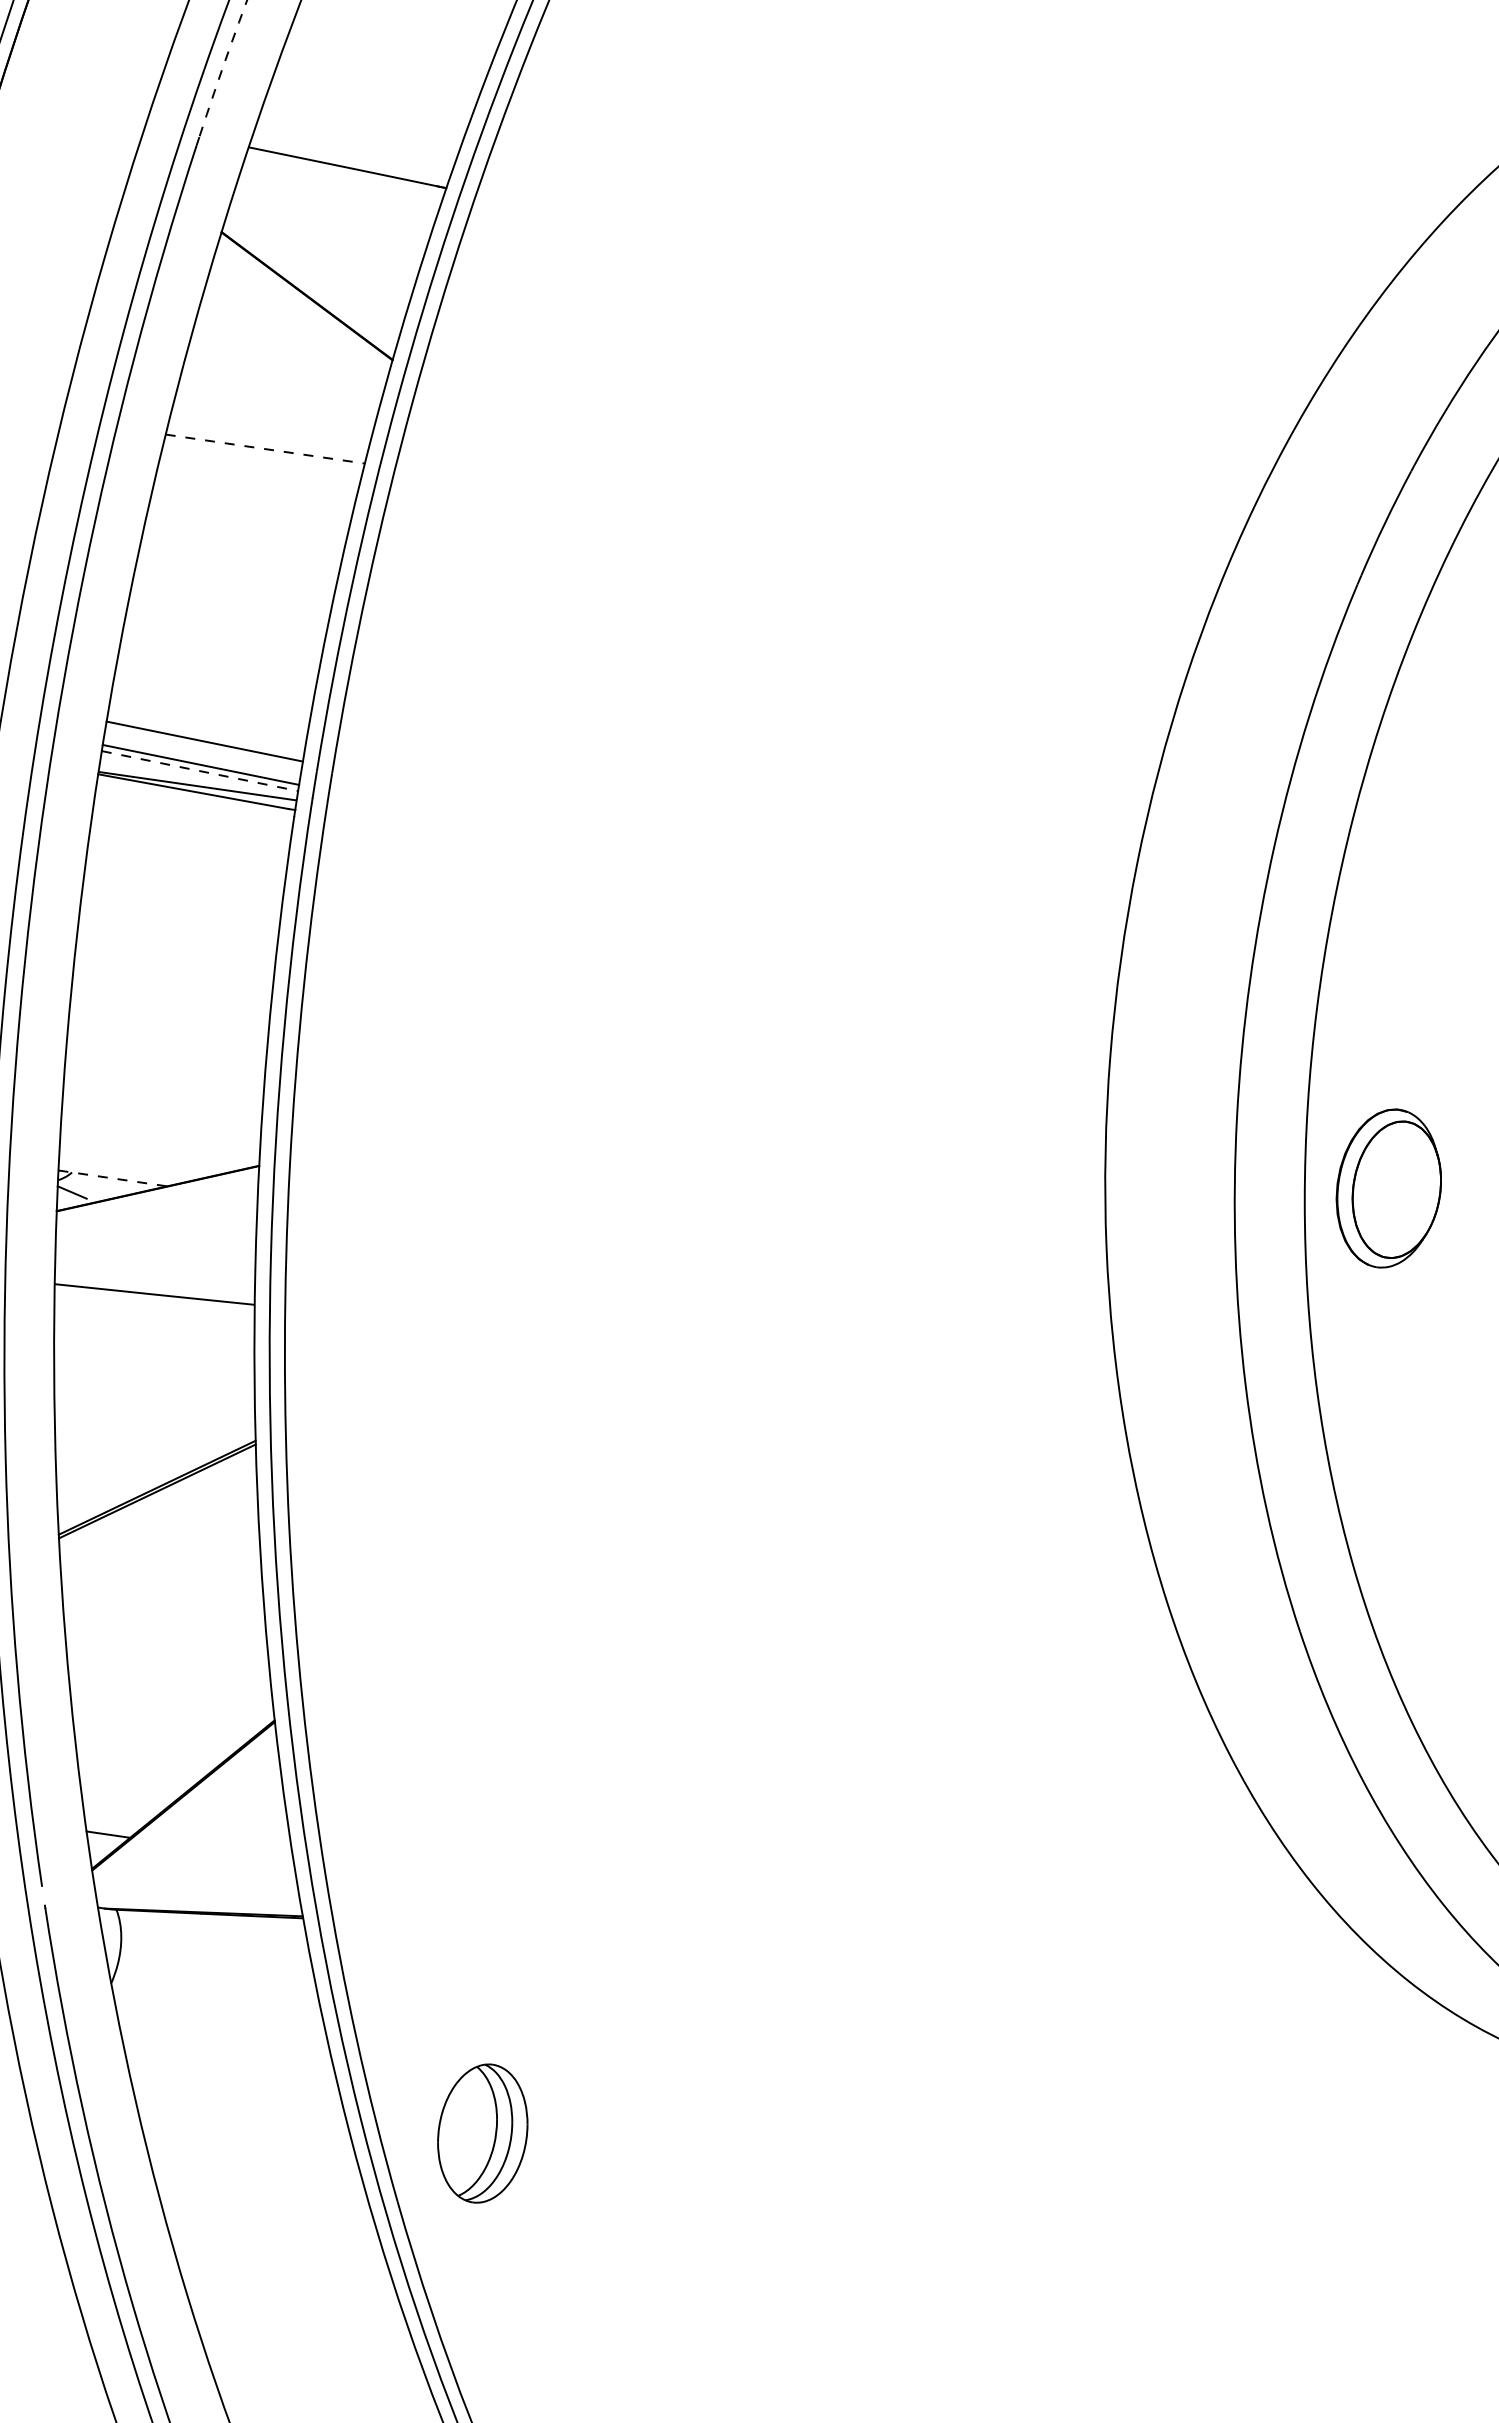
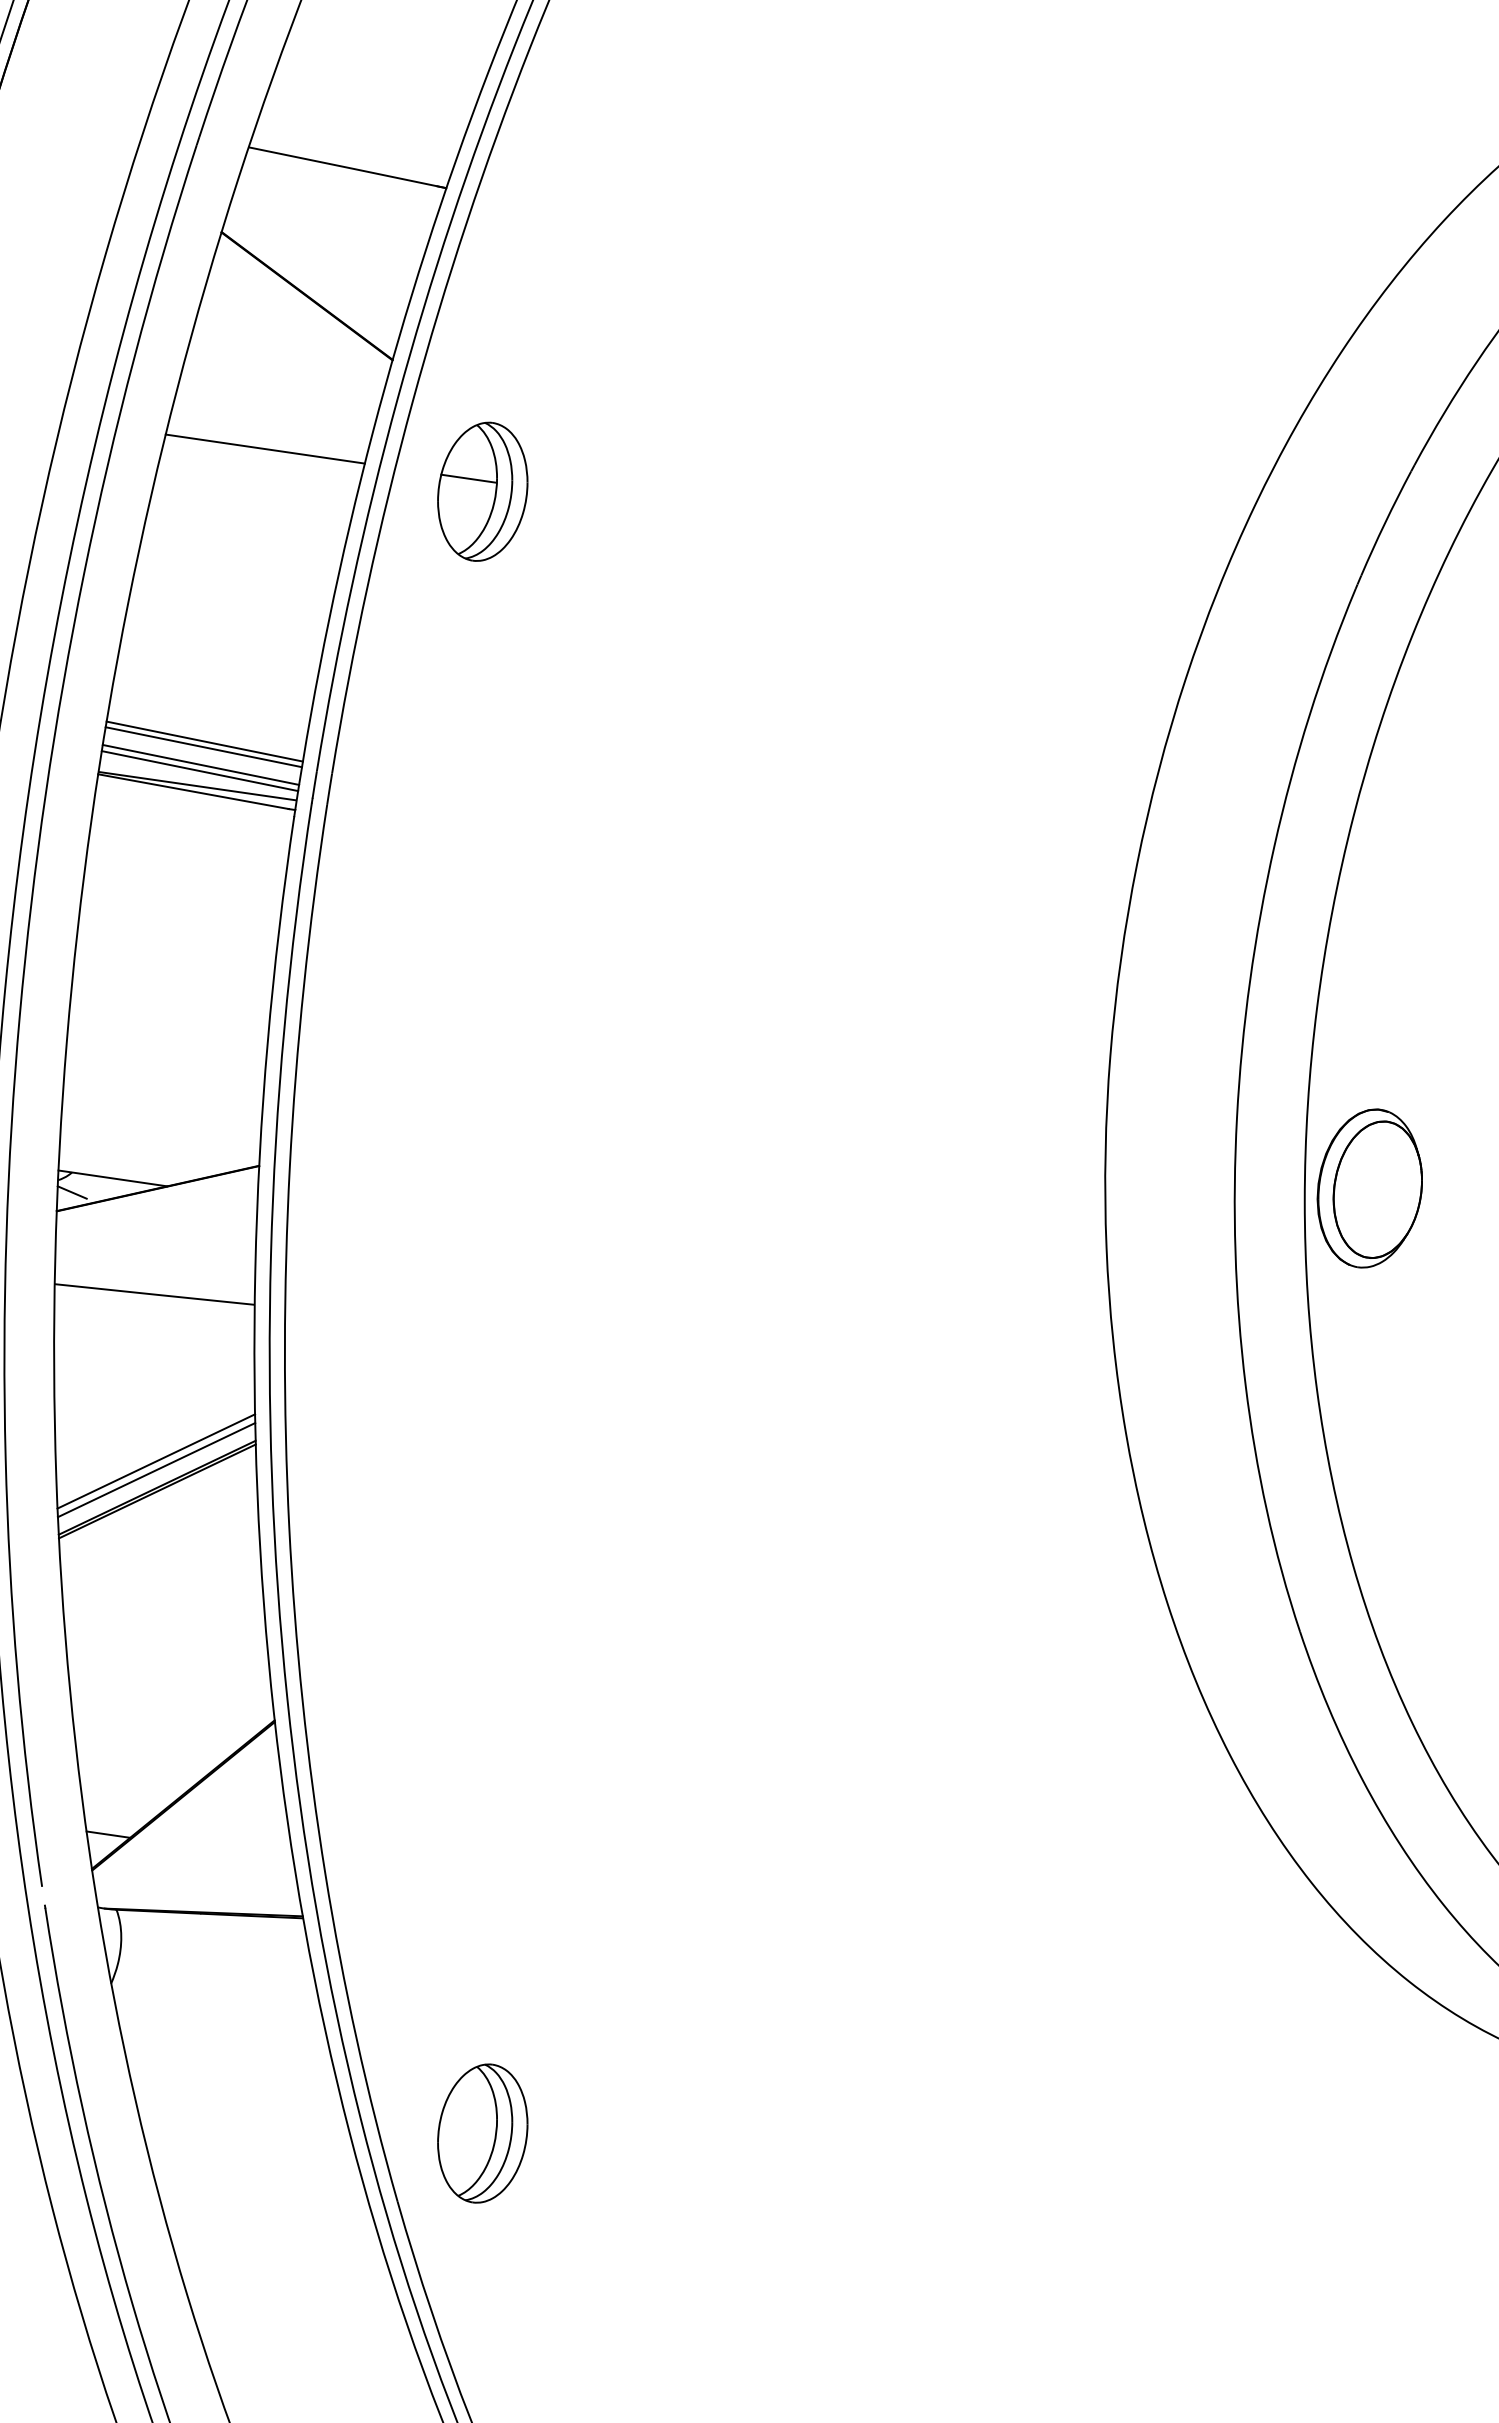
arc: dashed -> solid (222, 68)
line: dashed -> solid (265, 449)
part: none -> present (482, 491)
line: none -> present (203, 747)
line: dashed -> solid (200, 771)
line: dashed -> solid (112, 1178)
part position: (1388, 1188) -> (1369, 1188) (1369, 1188)
line: none -> present (156, 1461)
line: none -> present (156, 1470)
